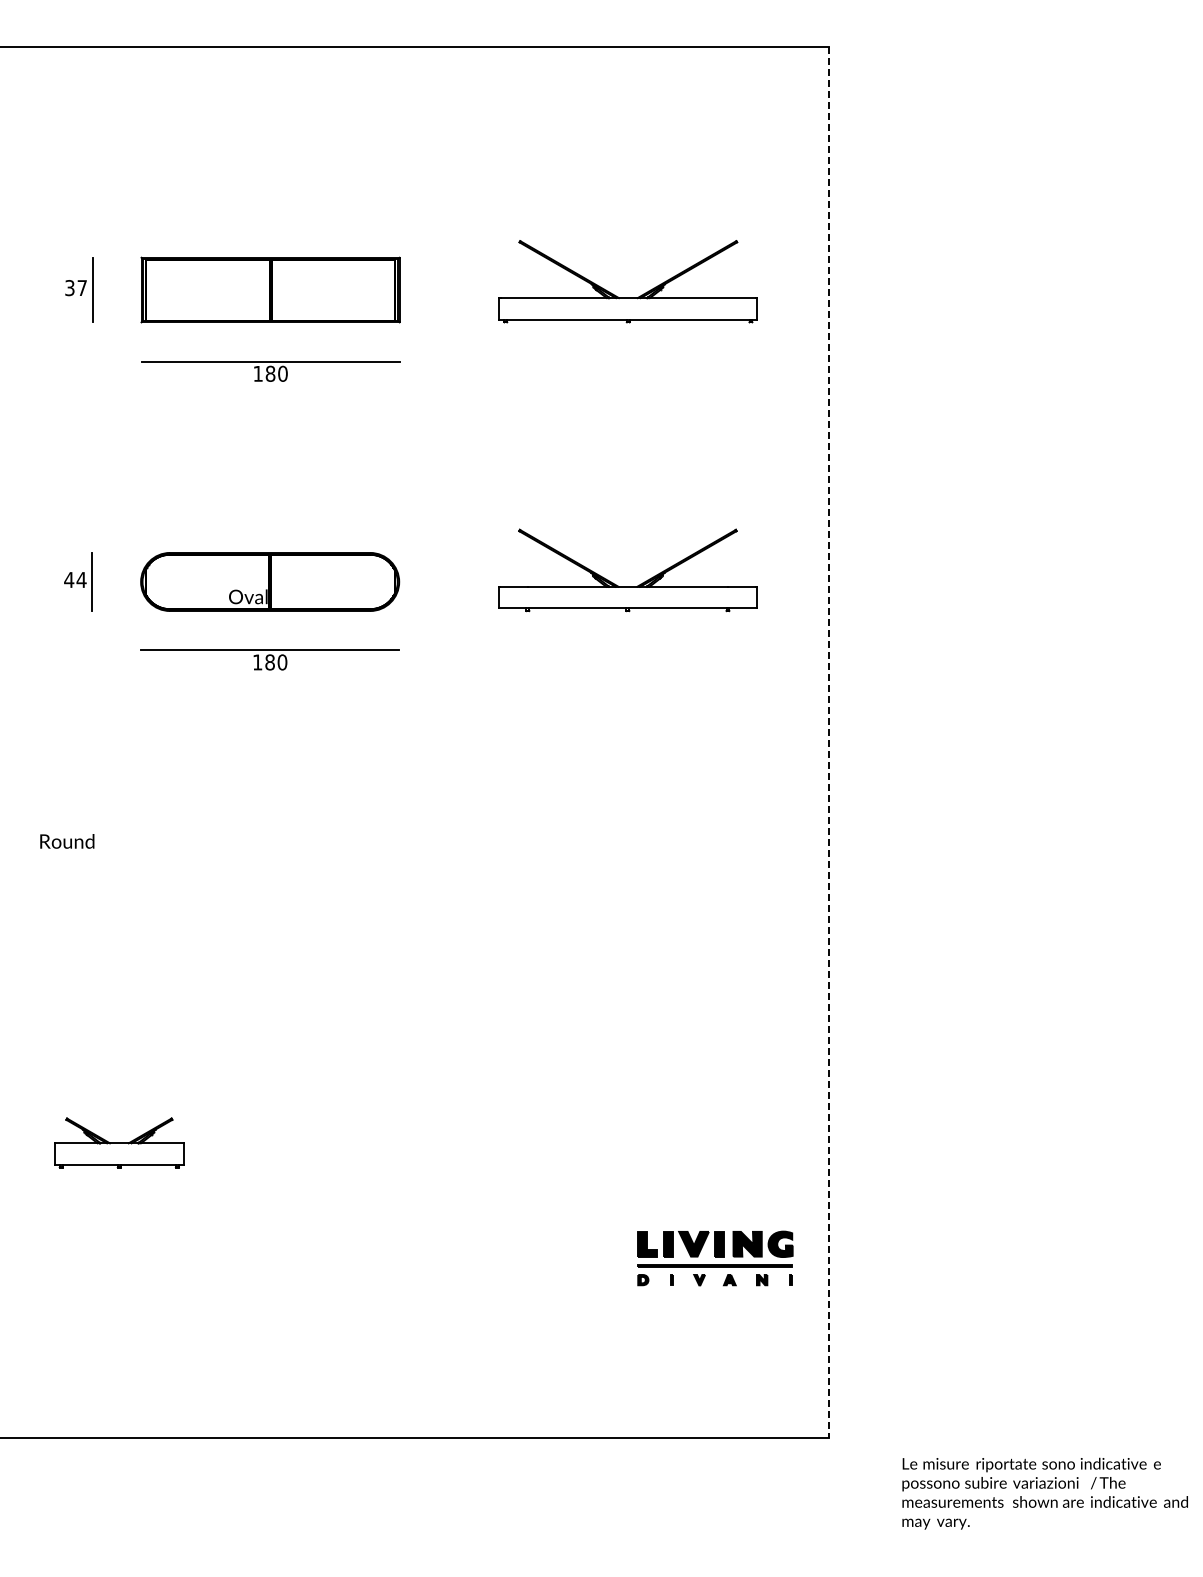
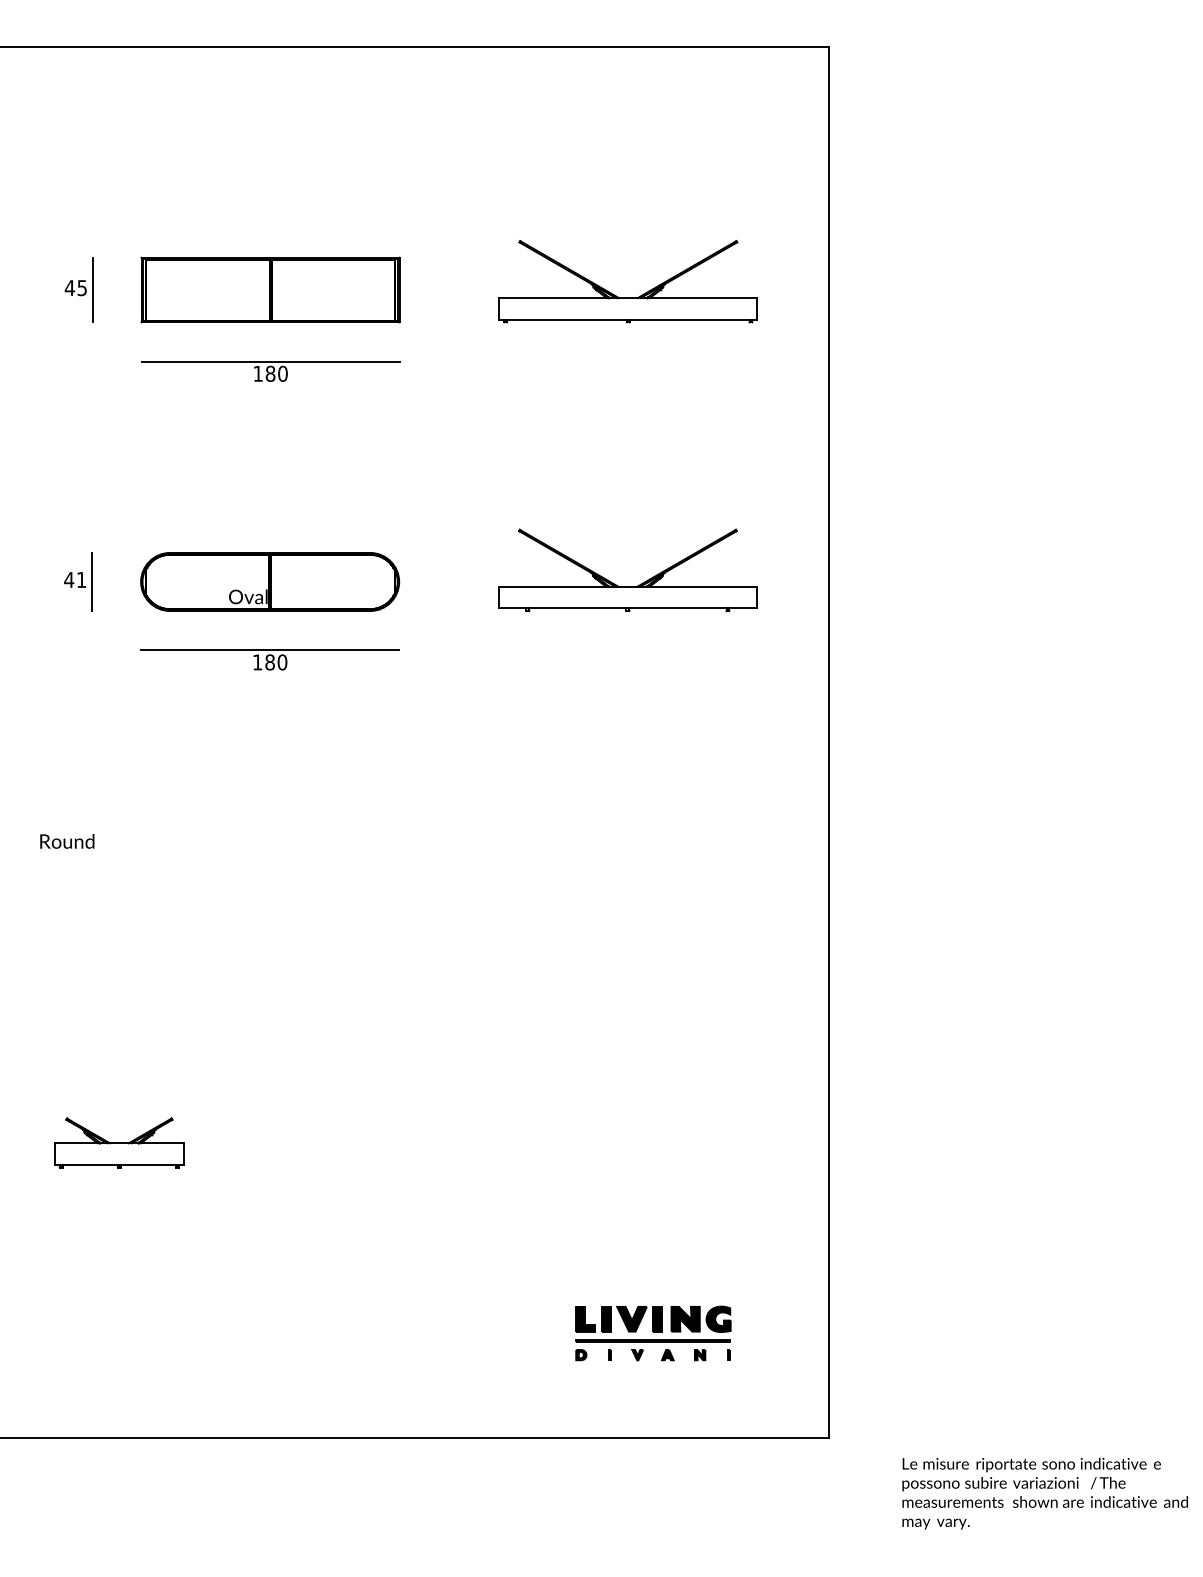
text: 37 -> 45 (75, 288)
text: 44 -> 41 (81, 579)
line: dashed -> solid (828, 743)
part position: (715, 1258) -> (653, 1333) (653, 1333)
